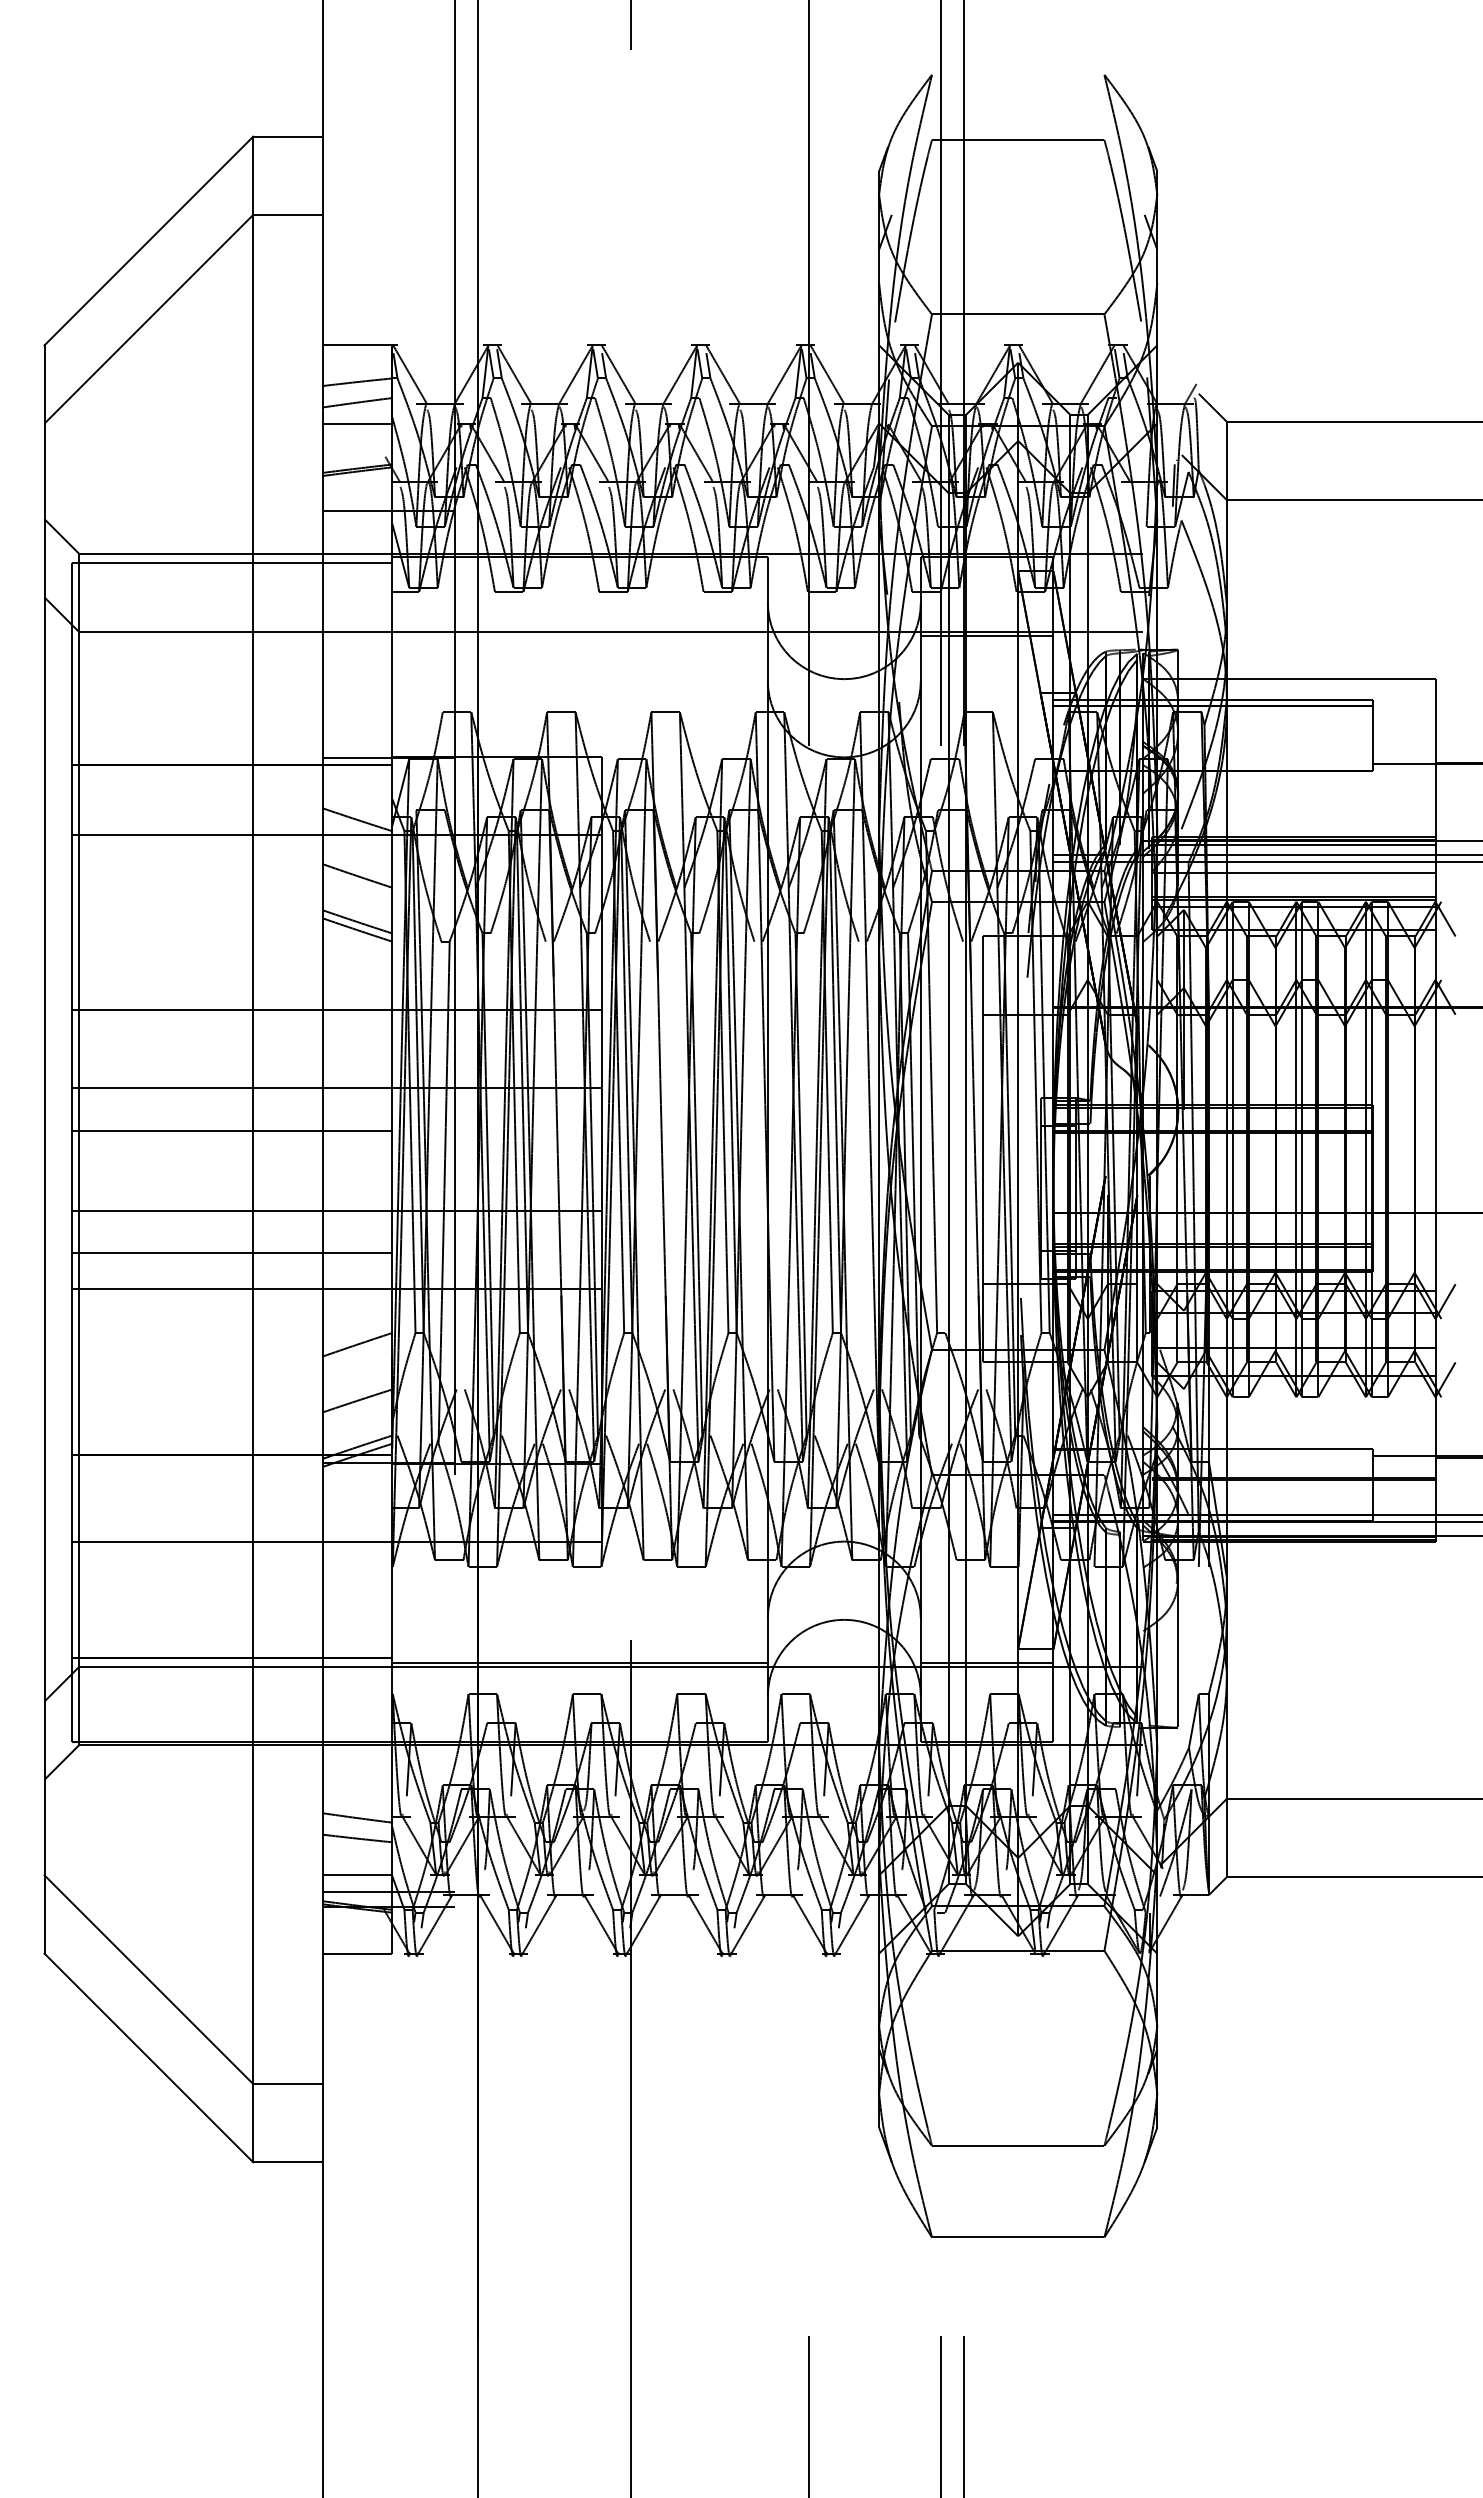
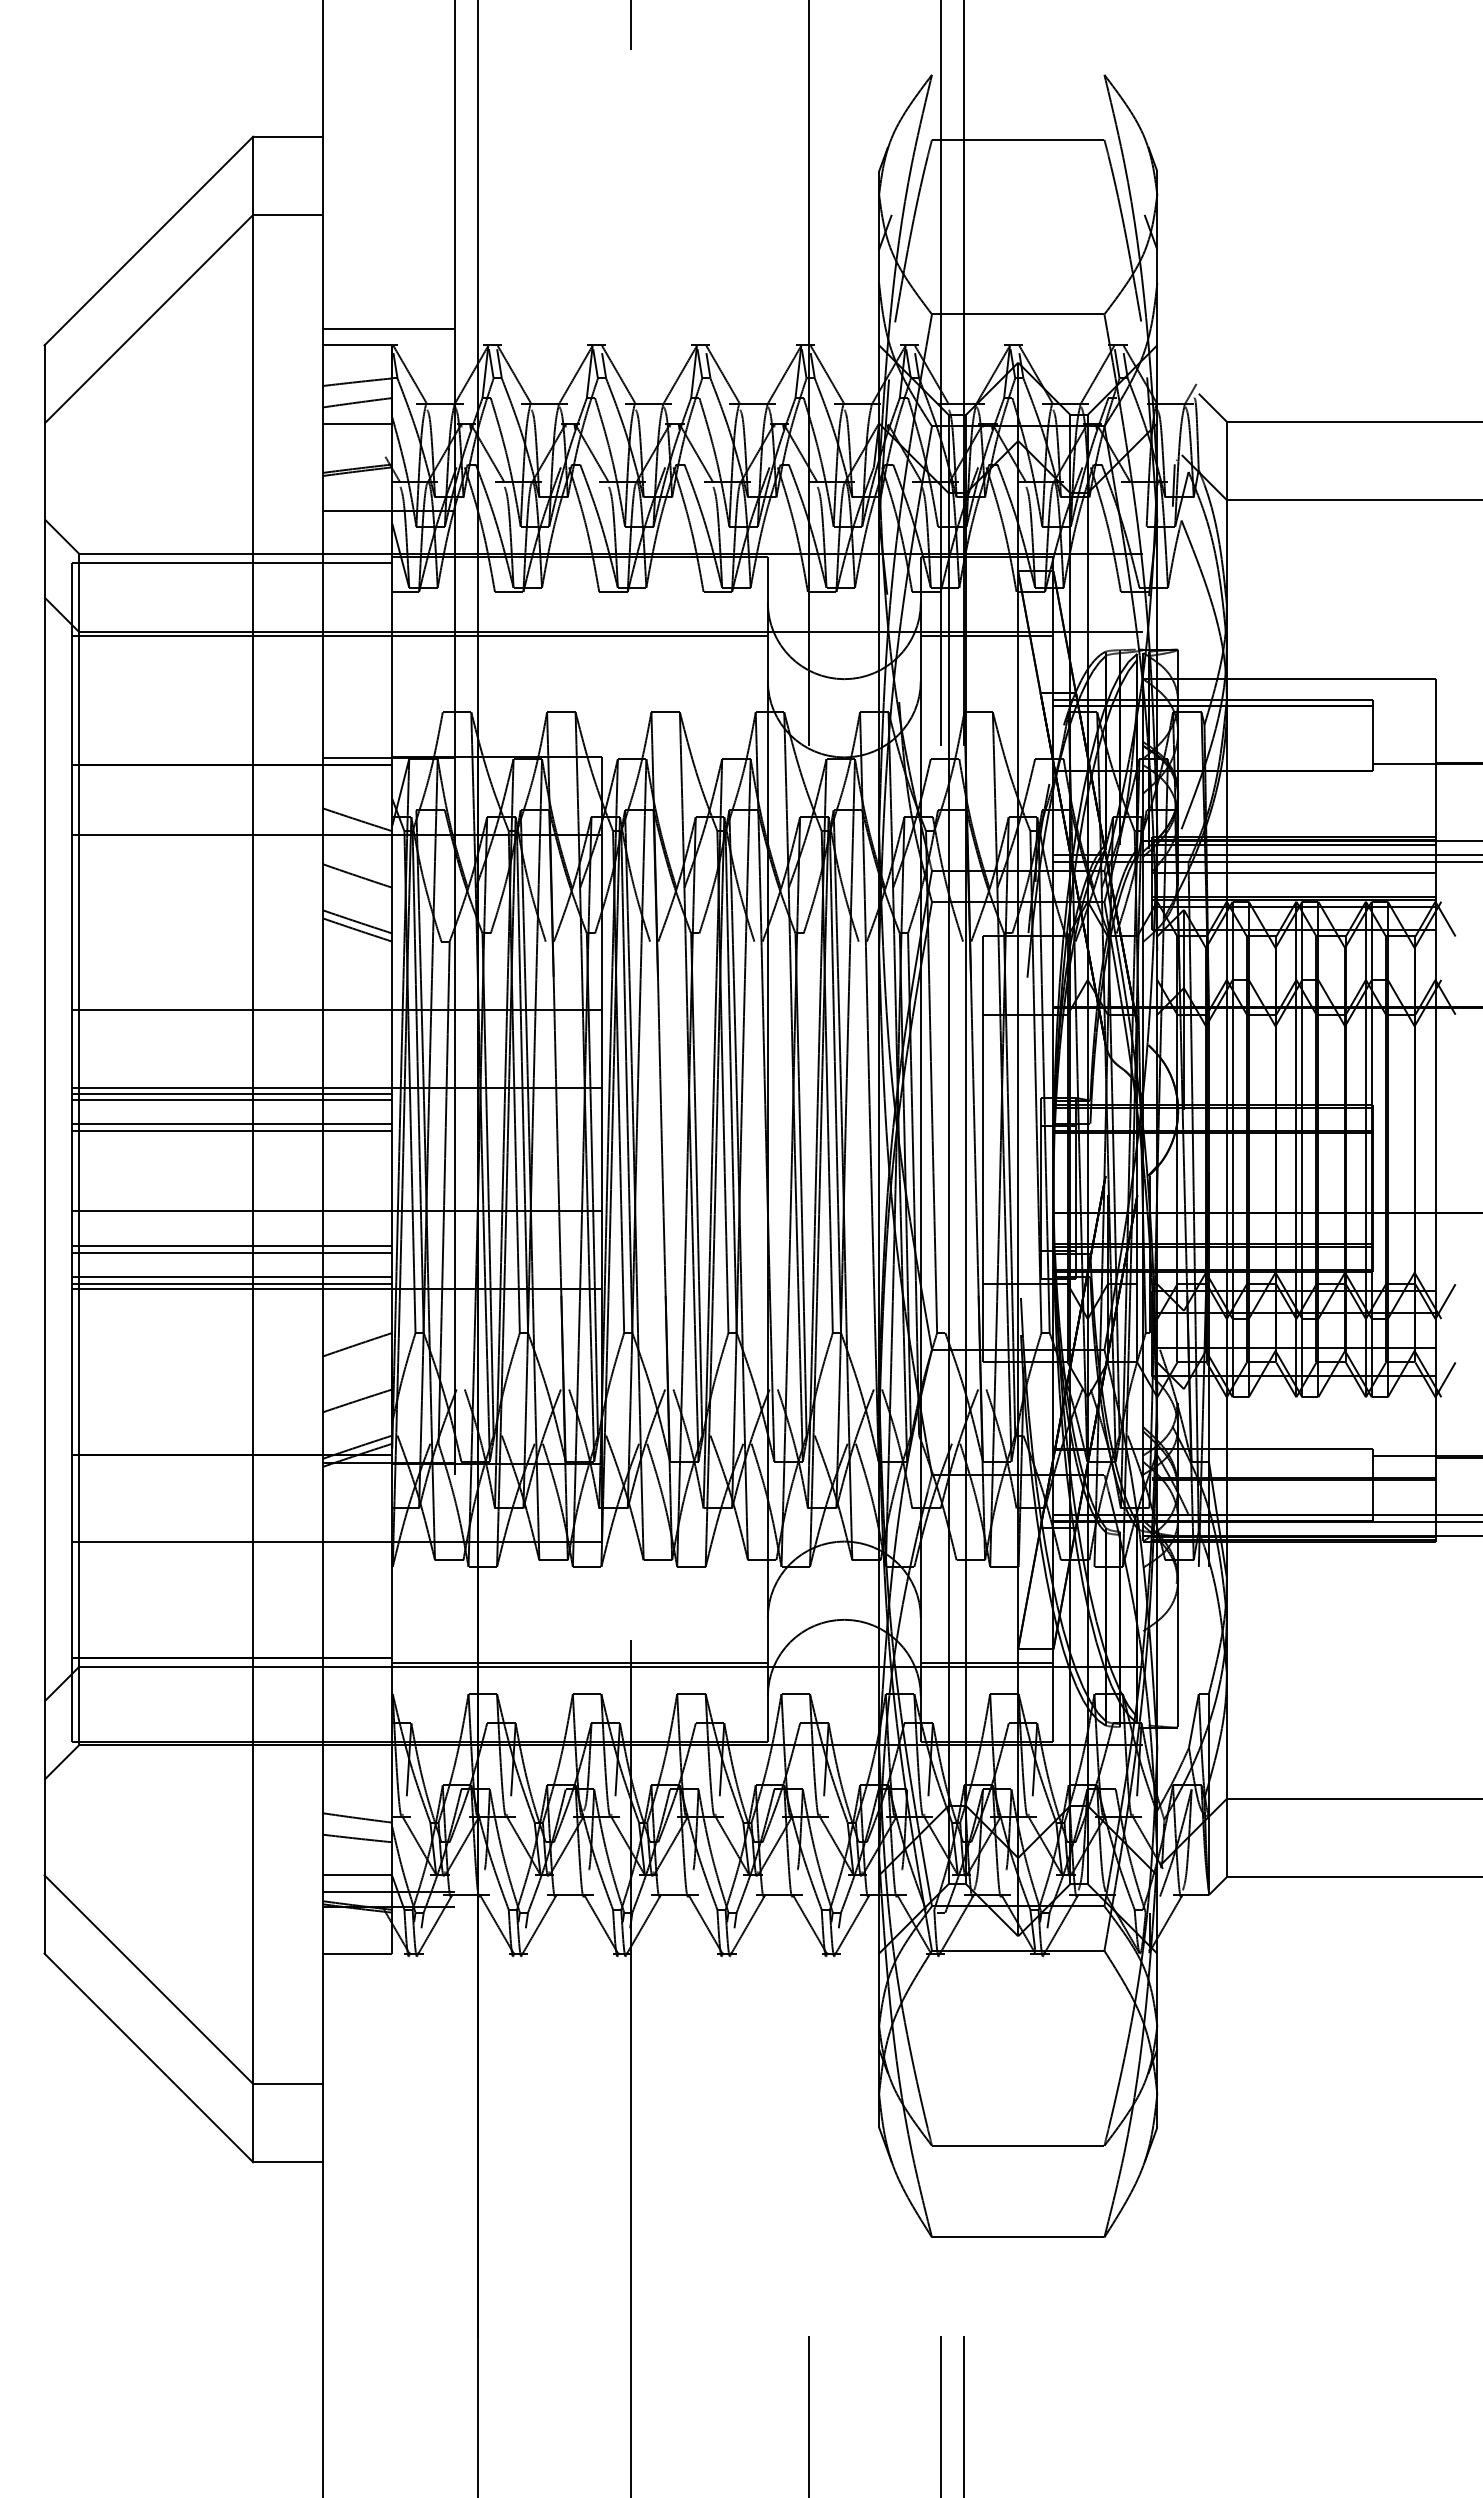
line: none -> present (388, 328)
line: none -> present (419, 635)
line: none -> present (232, 1093)
line: none -> present (232, 1100)
line: none -> present (232, 1123)
line: none -> present (232, 1246)
line: none -> present (232, 1276)
line: none -> present (232, 1283)
